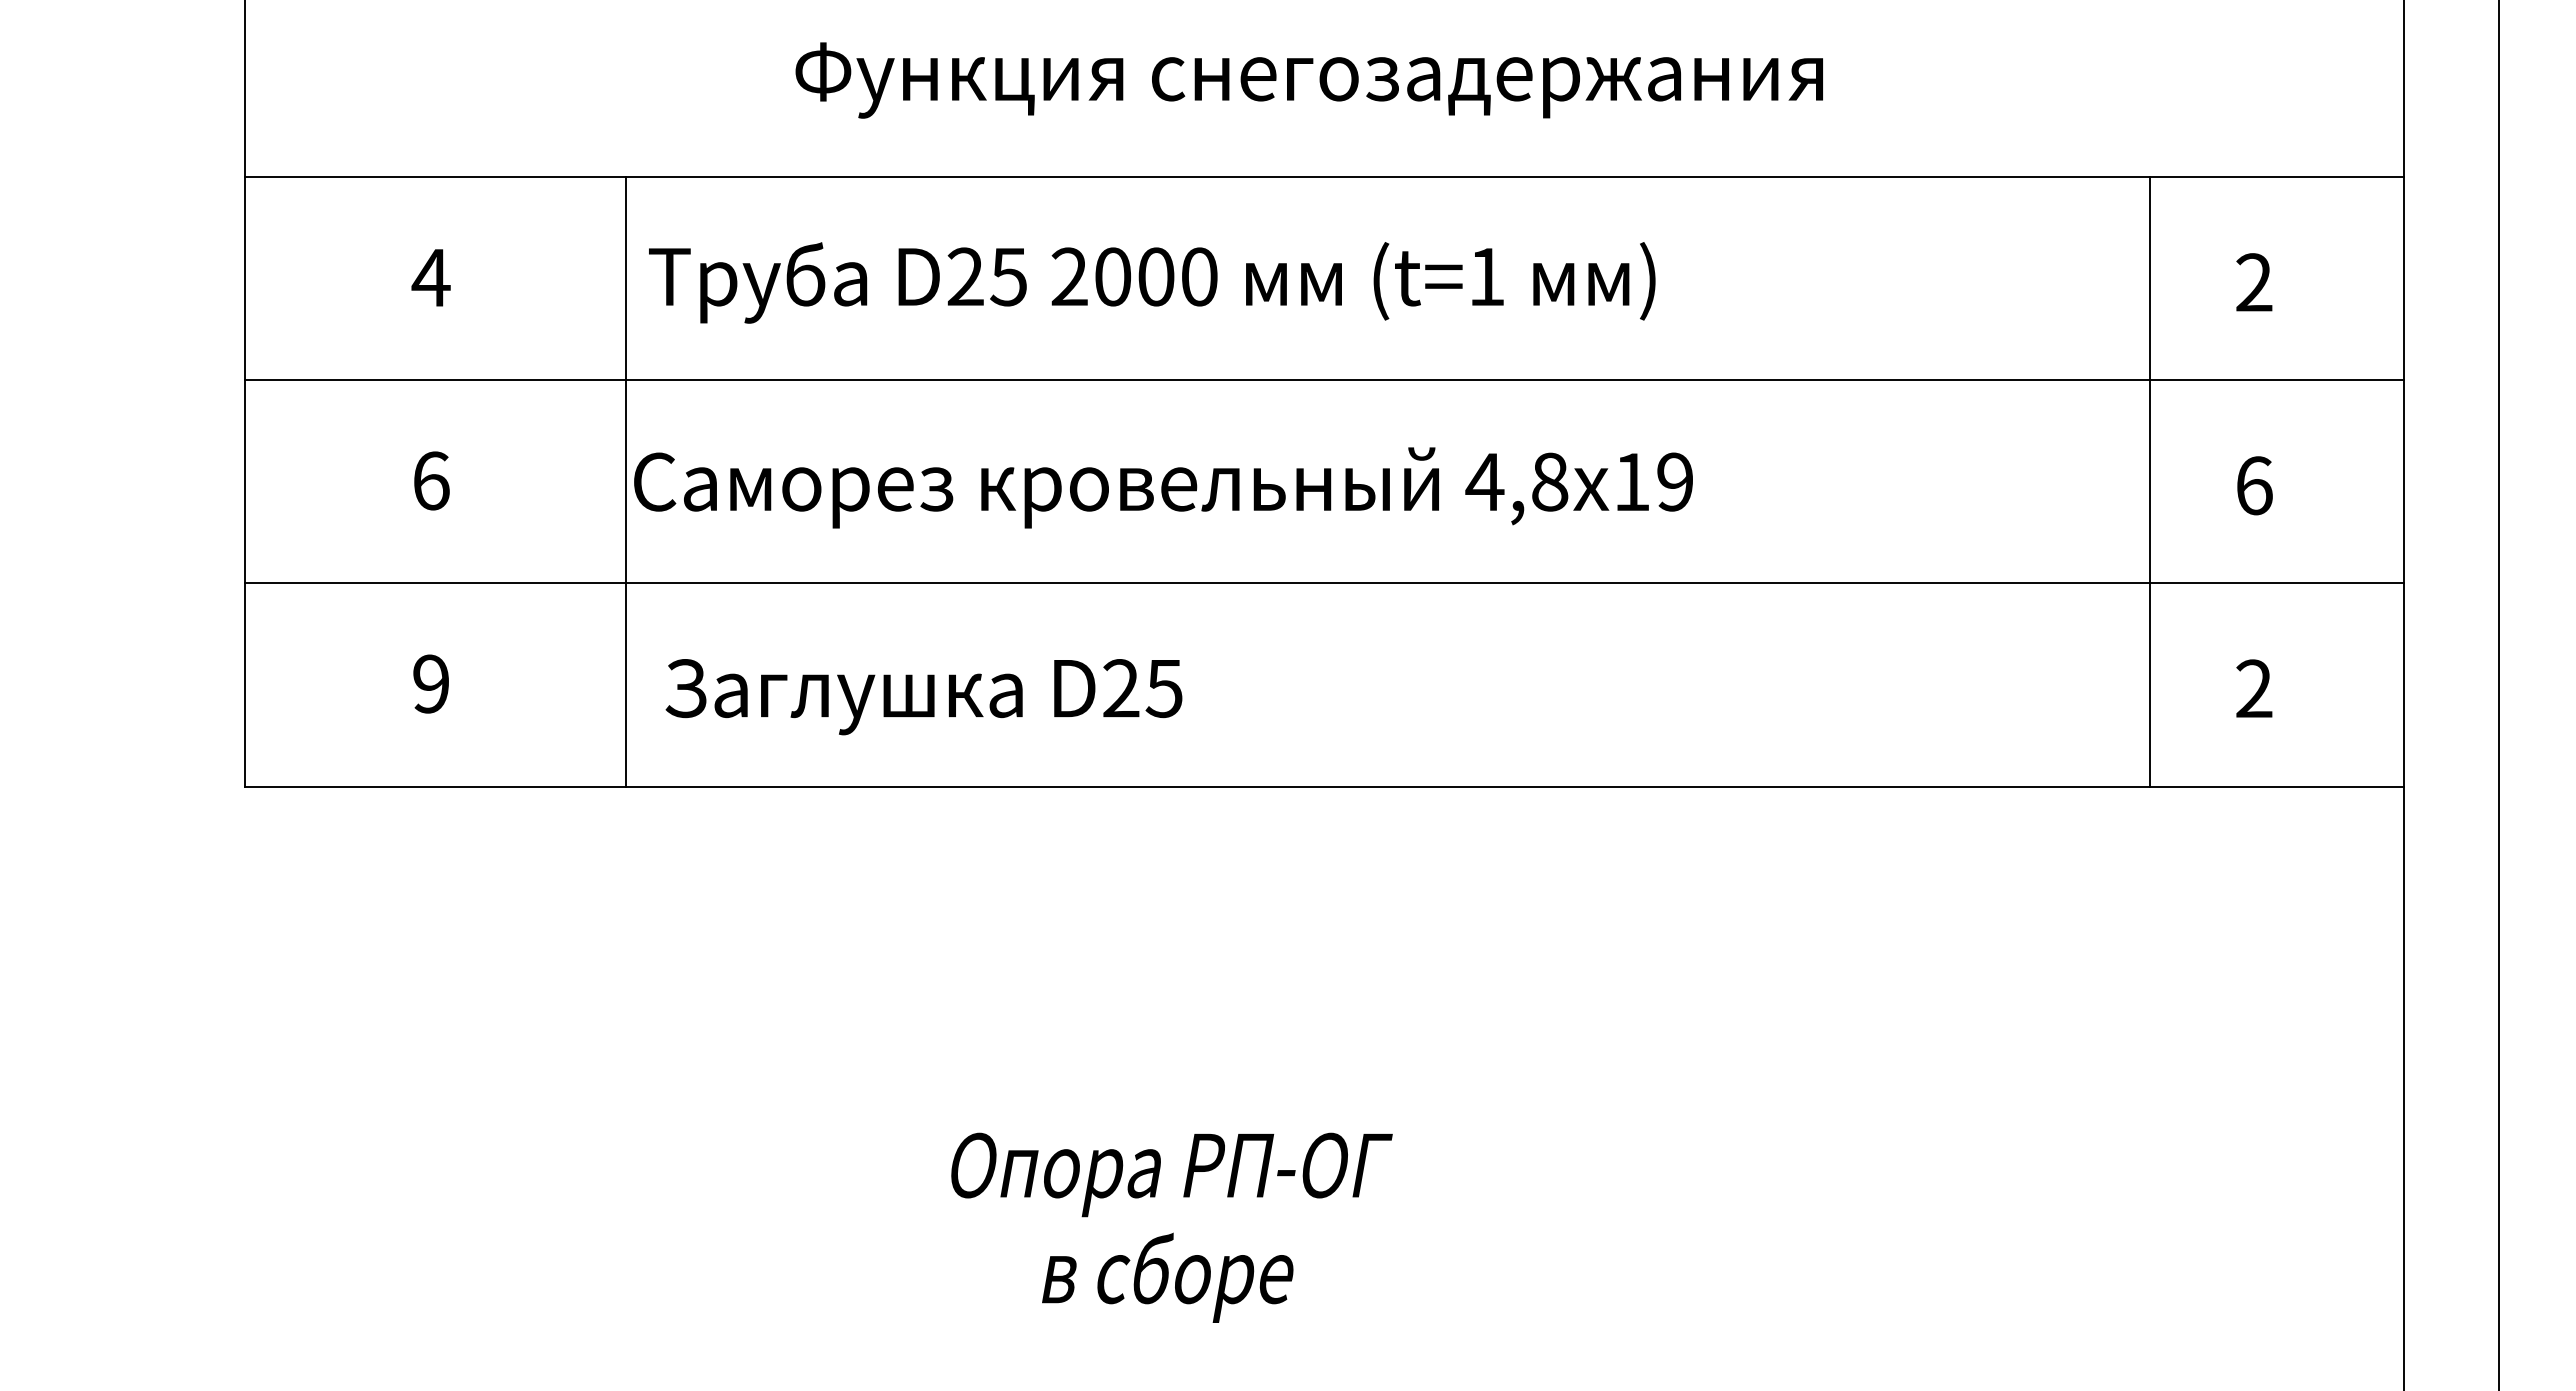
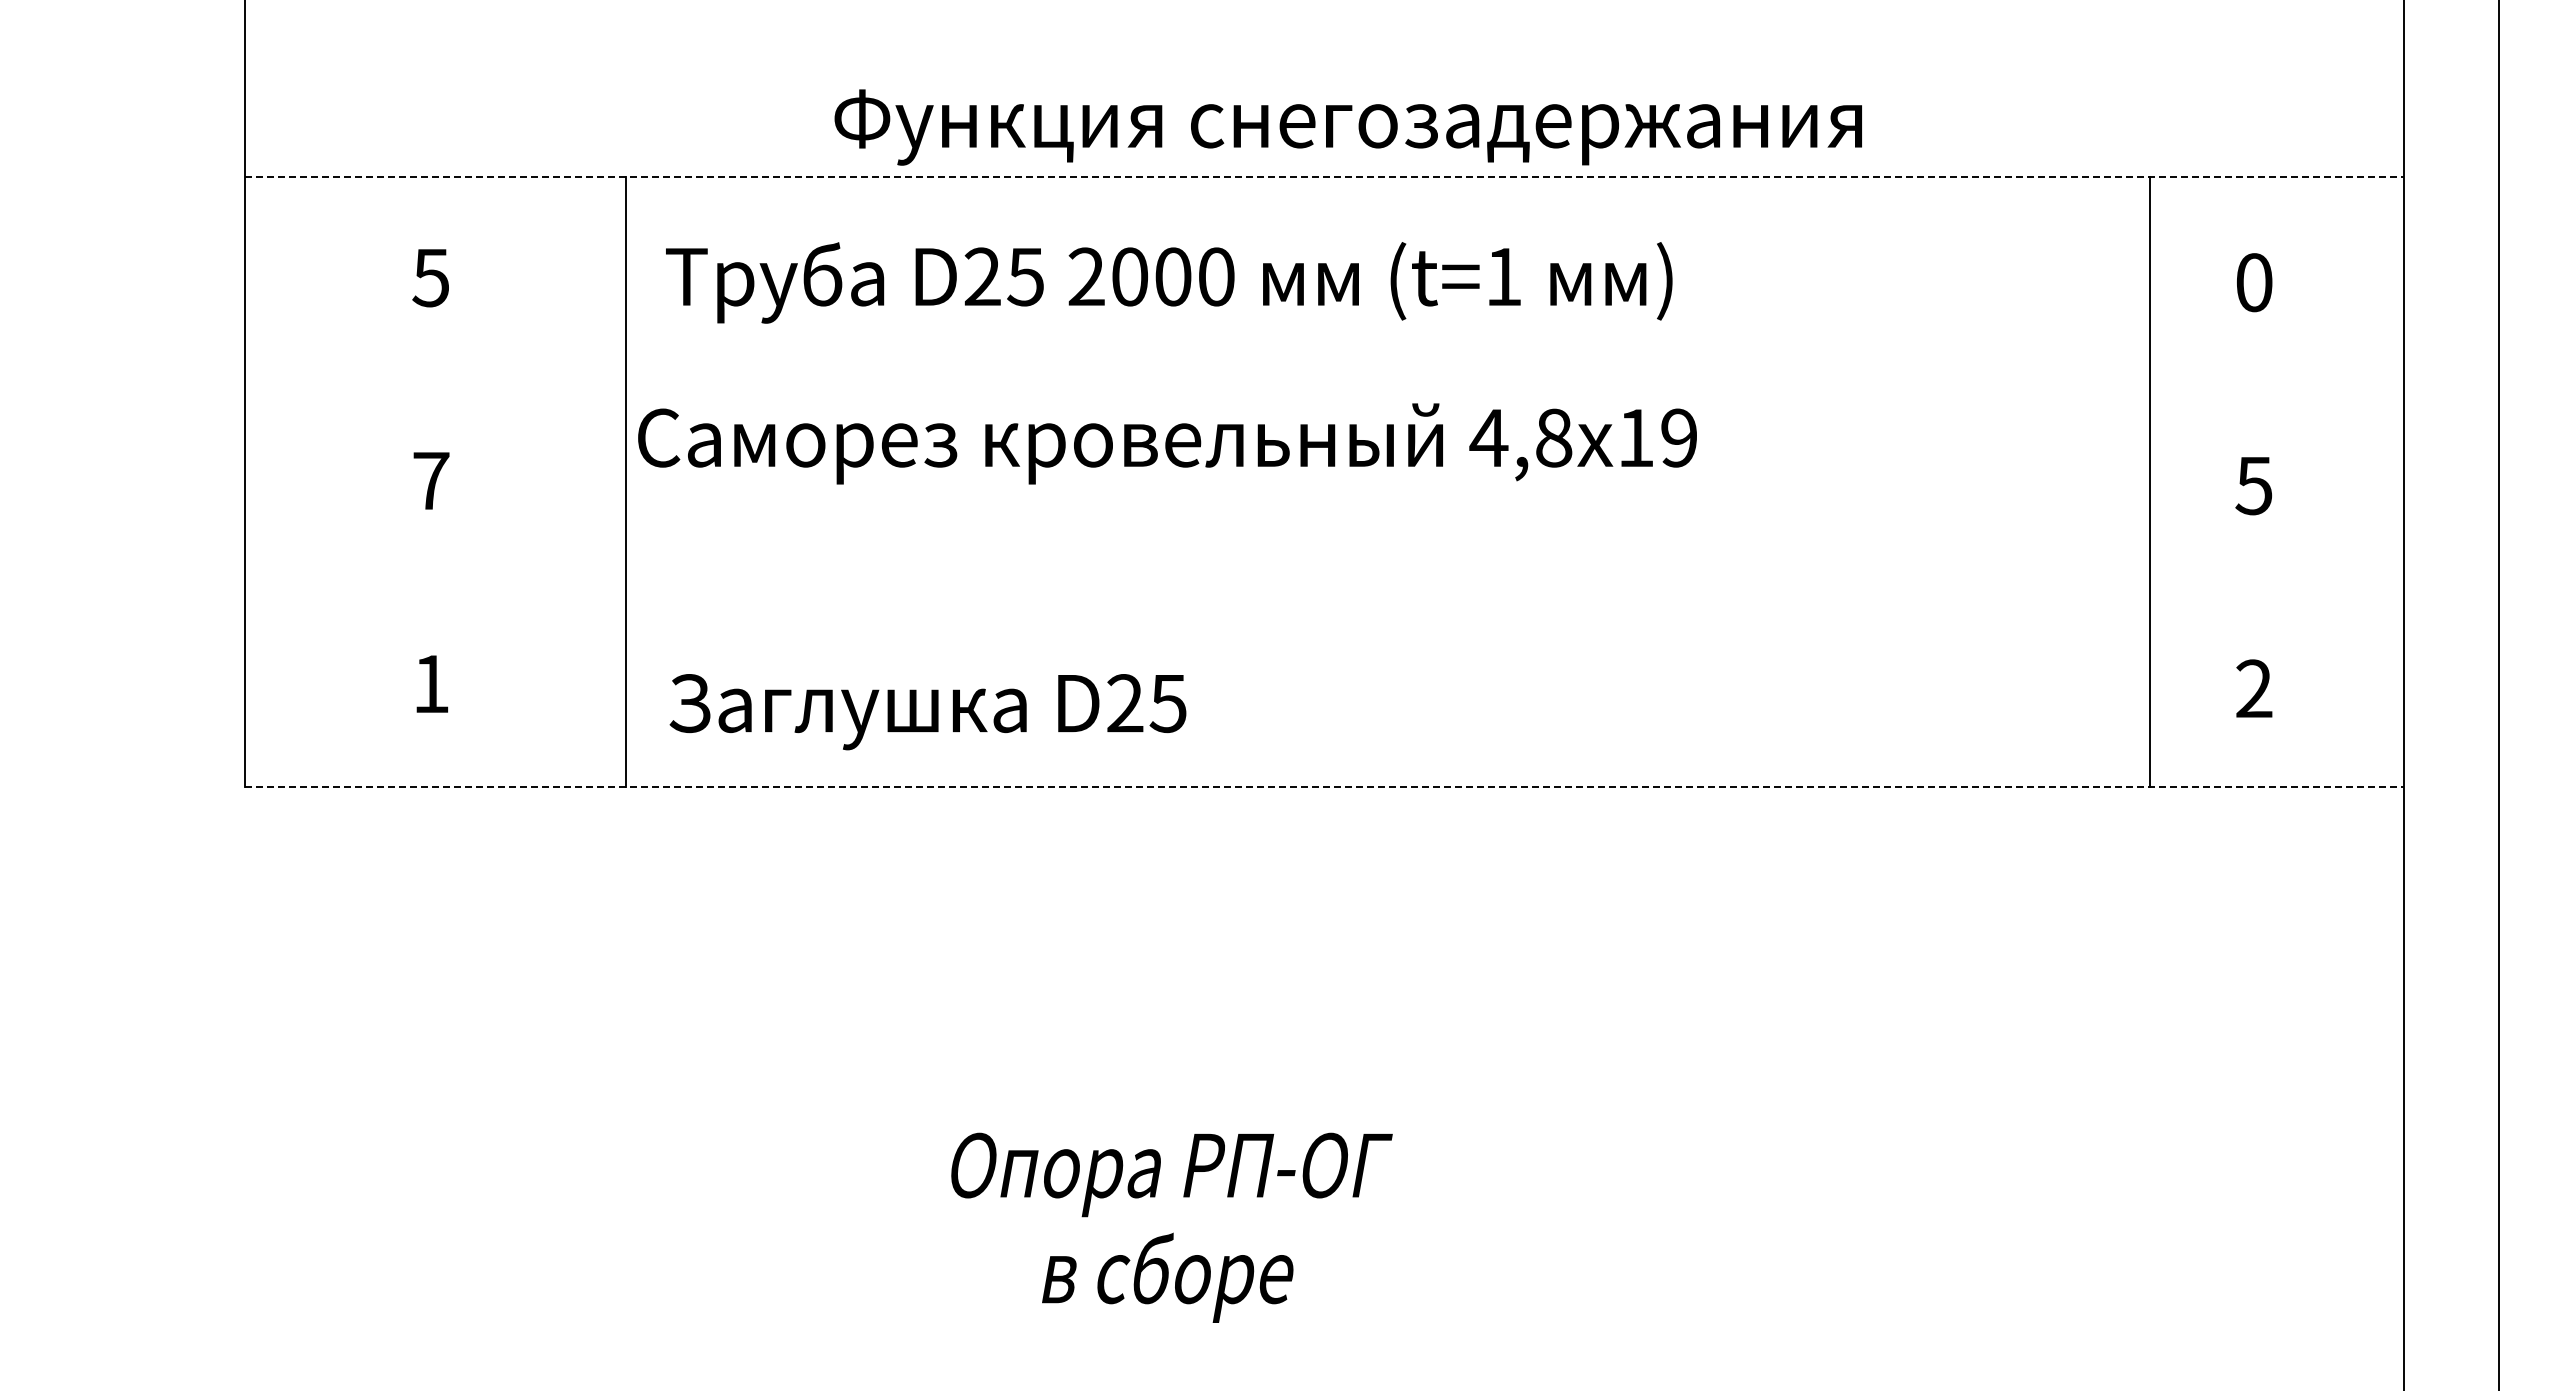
text position: (1308, 80) -> (1347, 127) (1347, 127)
line: solid -> dashed (1324, 177)
text: 4 -> 5 (430, 278)
text position: (1152, 282) -> (1169, 282) (1169, 282)
text: 2 -> 0 (2254, 282)
line: present -> none (1324, 380)
text: 6 -> 7 (431, 480)
text: 6 -> 5 (2253, 485)
text position: (1163, 487) -> (1167, 443) (1167, 443)
line: present -> none (1324, 583)
text: 9 -> 1 (430, 683)
text position: (923, 697) -> (927, 712) (927, 712)
line: solid -> dashed (1324, 786)
